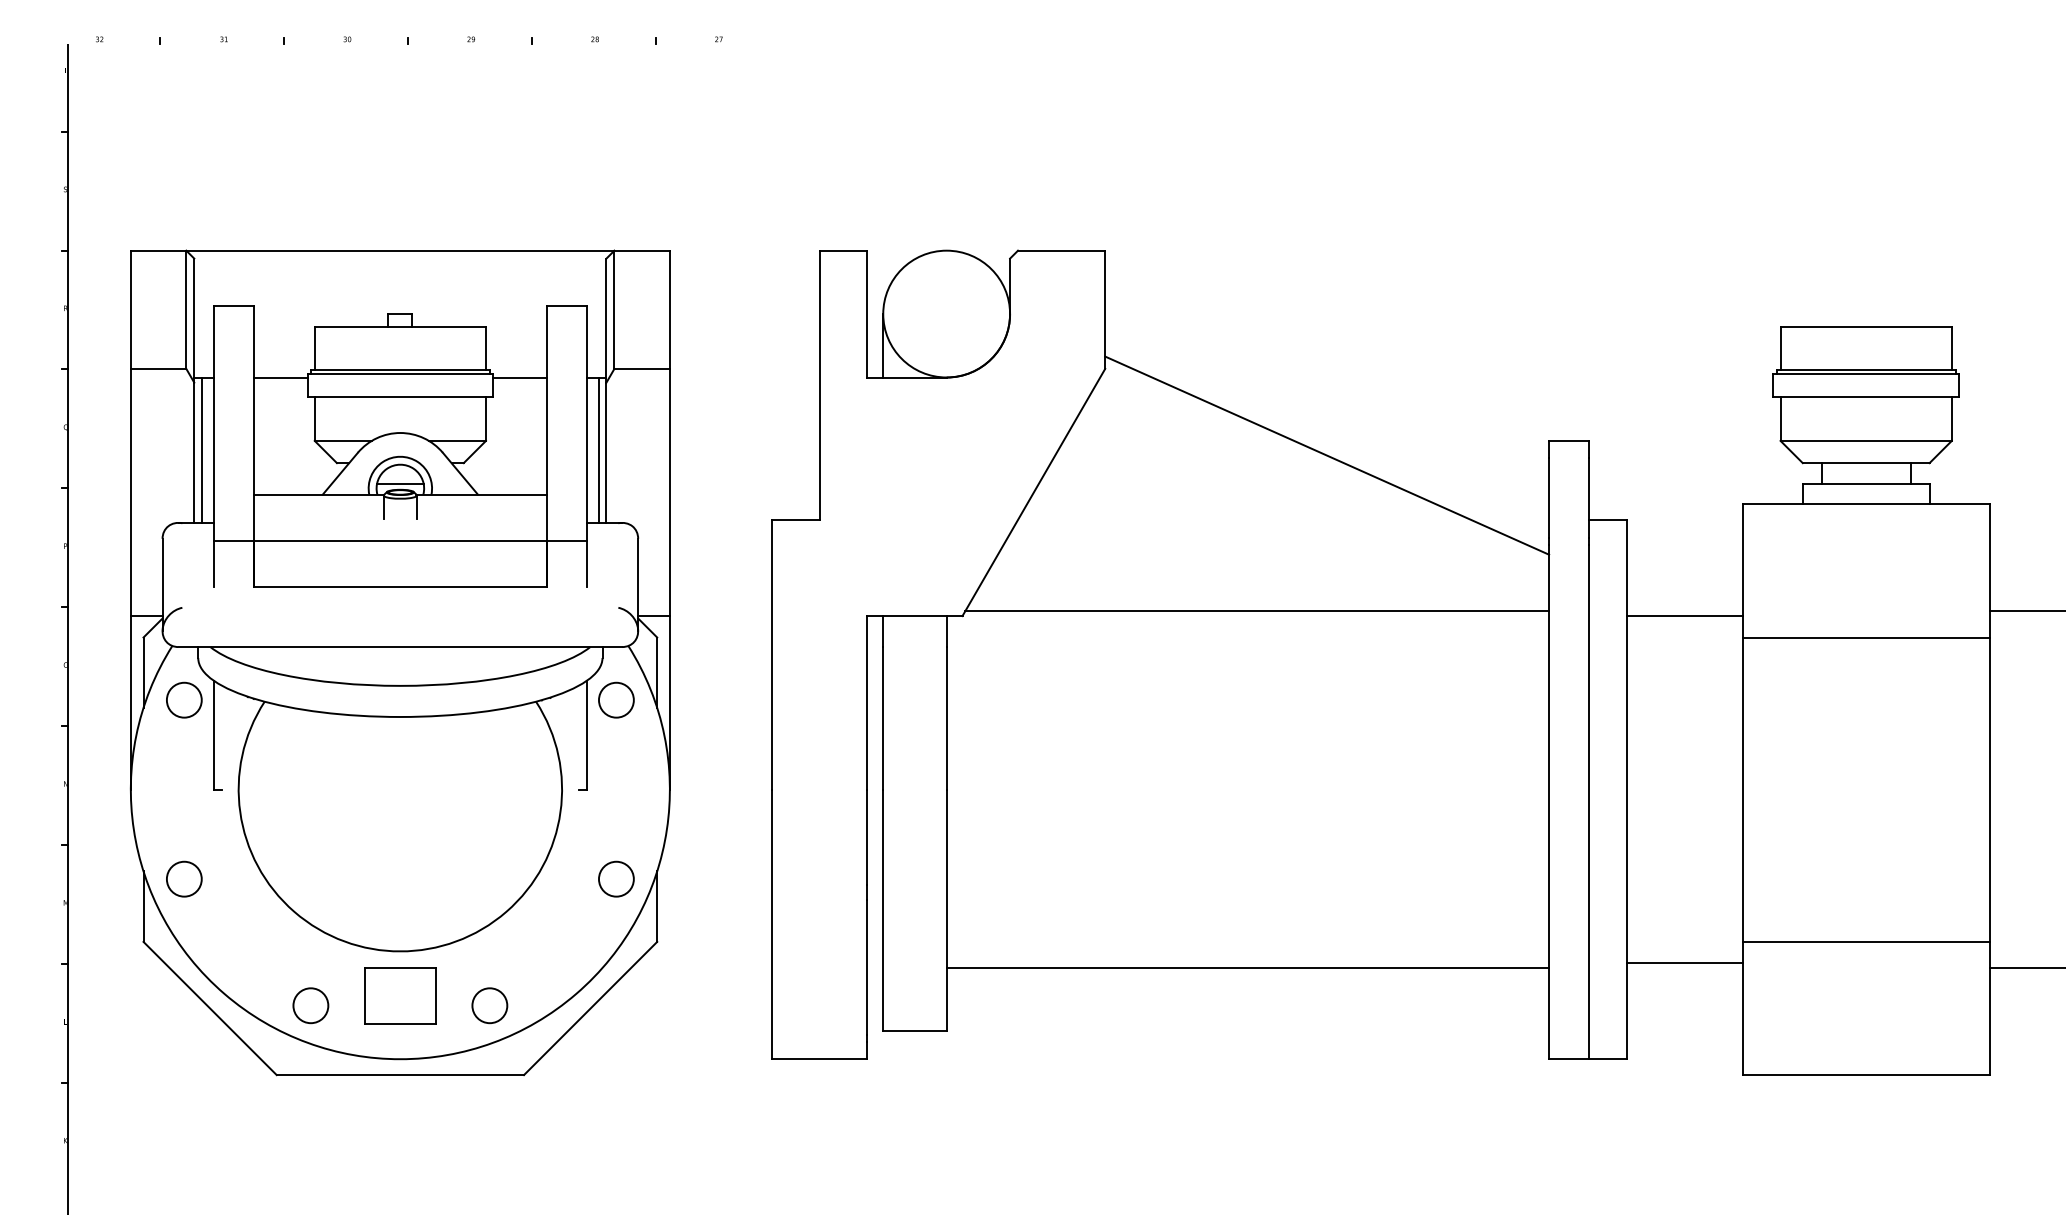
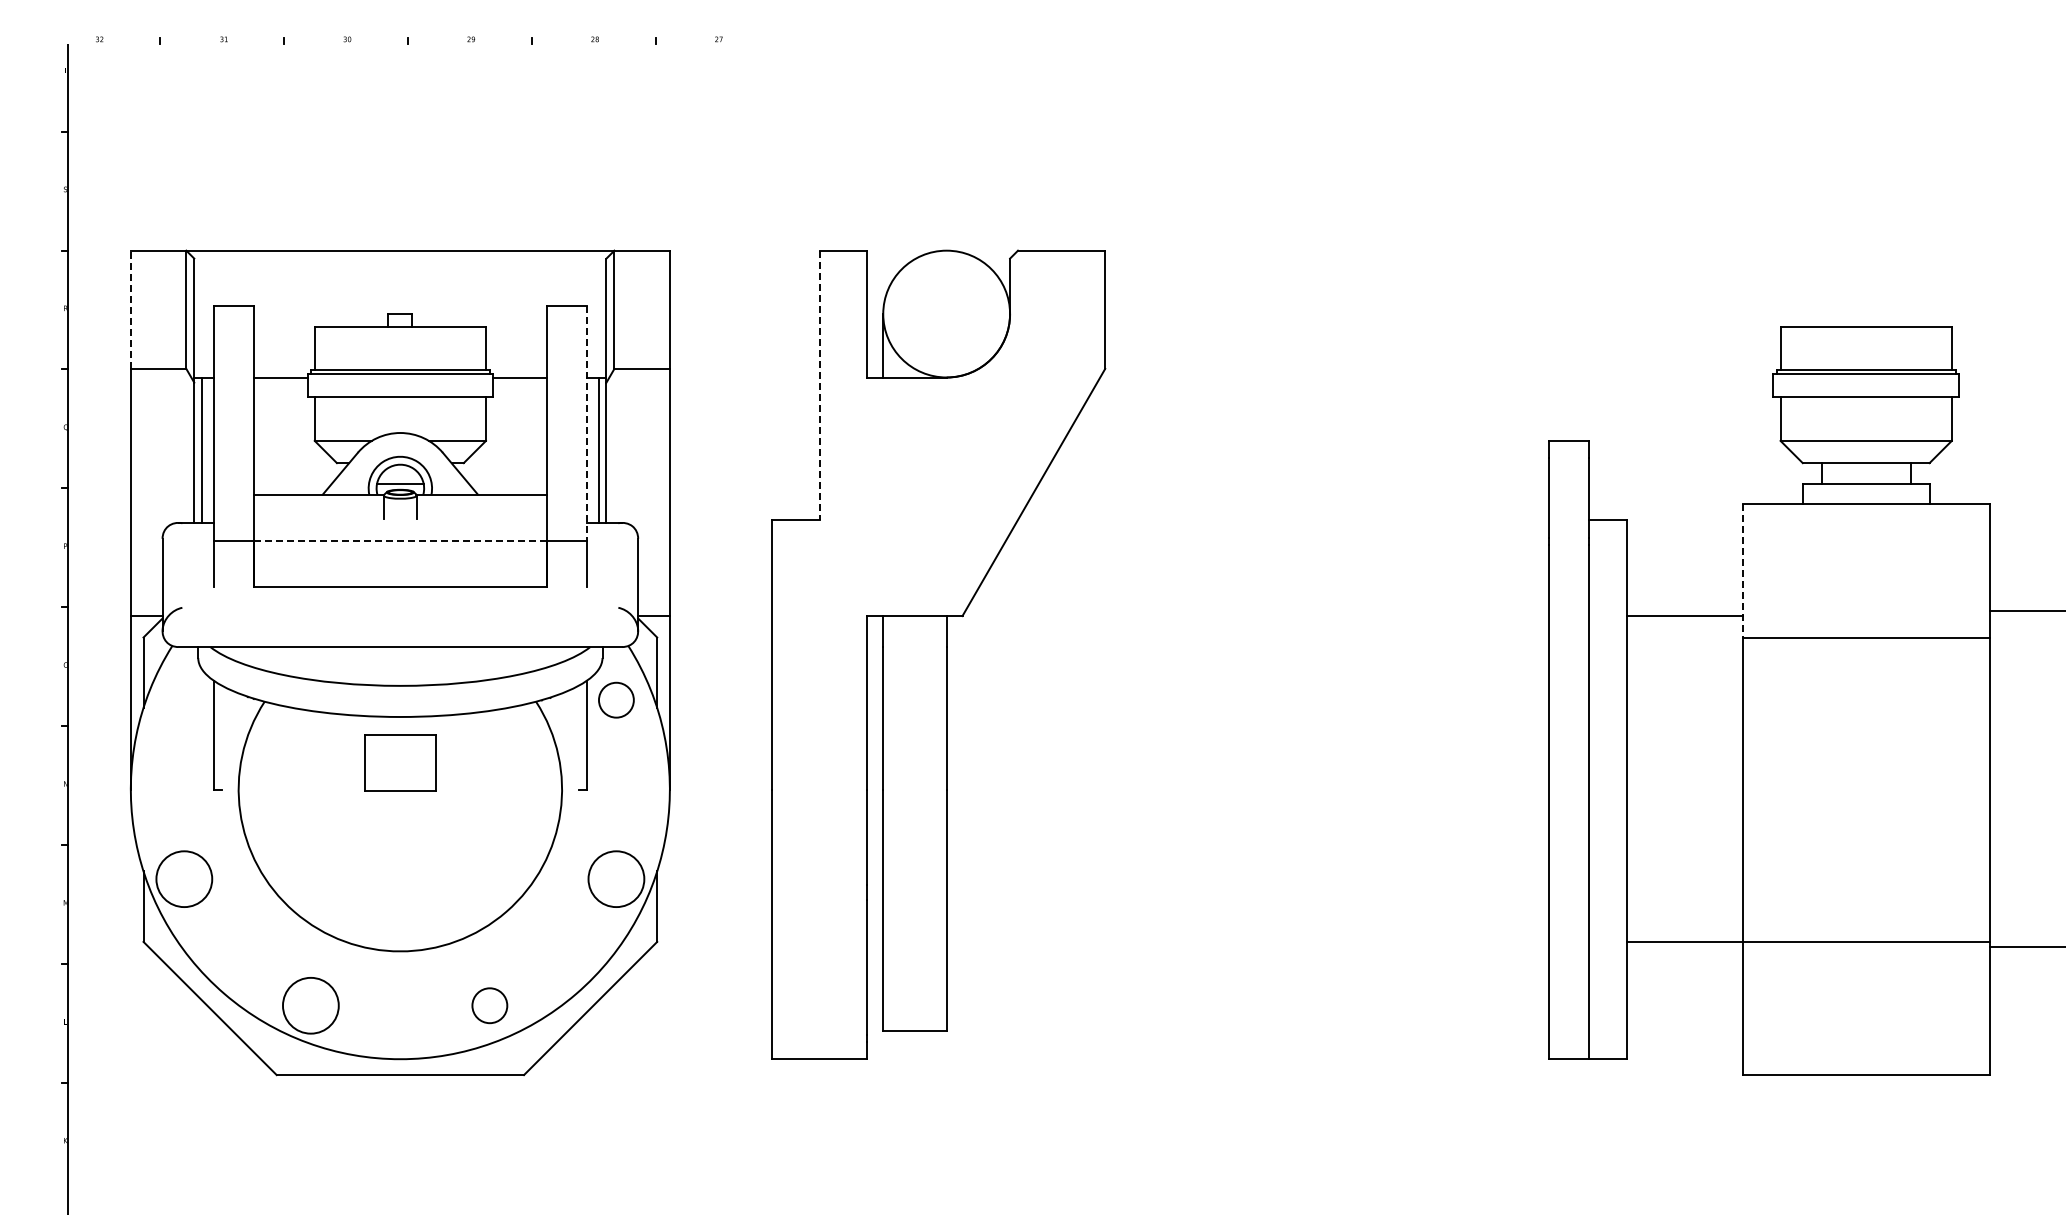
line: solid -> dashed (130, 309)
line: solid -> dashed (819, 385)
line: solid -> dashed (586, 424)
line: present -> none (1327, 455)
line: solid -> dashed (400, 540)
line: solid -> dashed (1742, 570)
line: present -> none (1257, 611)
circle: present -> none (184, 699)
circle diameter: 35 px -> 56 px (184, 879)
circle diameter: 35 px -> 56 px (616, 879)
line position: (1684, 963) -> (1684, 942) (1684, 942)
line: present -> none (1247, 968)
line position: (2025, 968) -> (2025, 947) (2025, 947)
part position: (400, 995) -> (400, 762) (400, 762)
circle diameter: 35 px -> 56 px (310, 1005)
